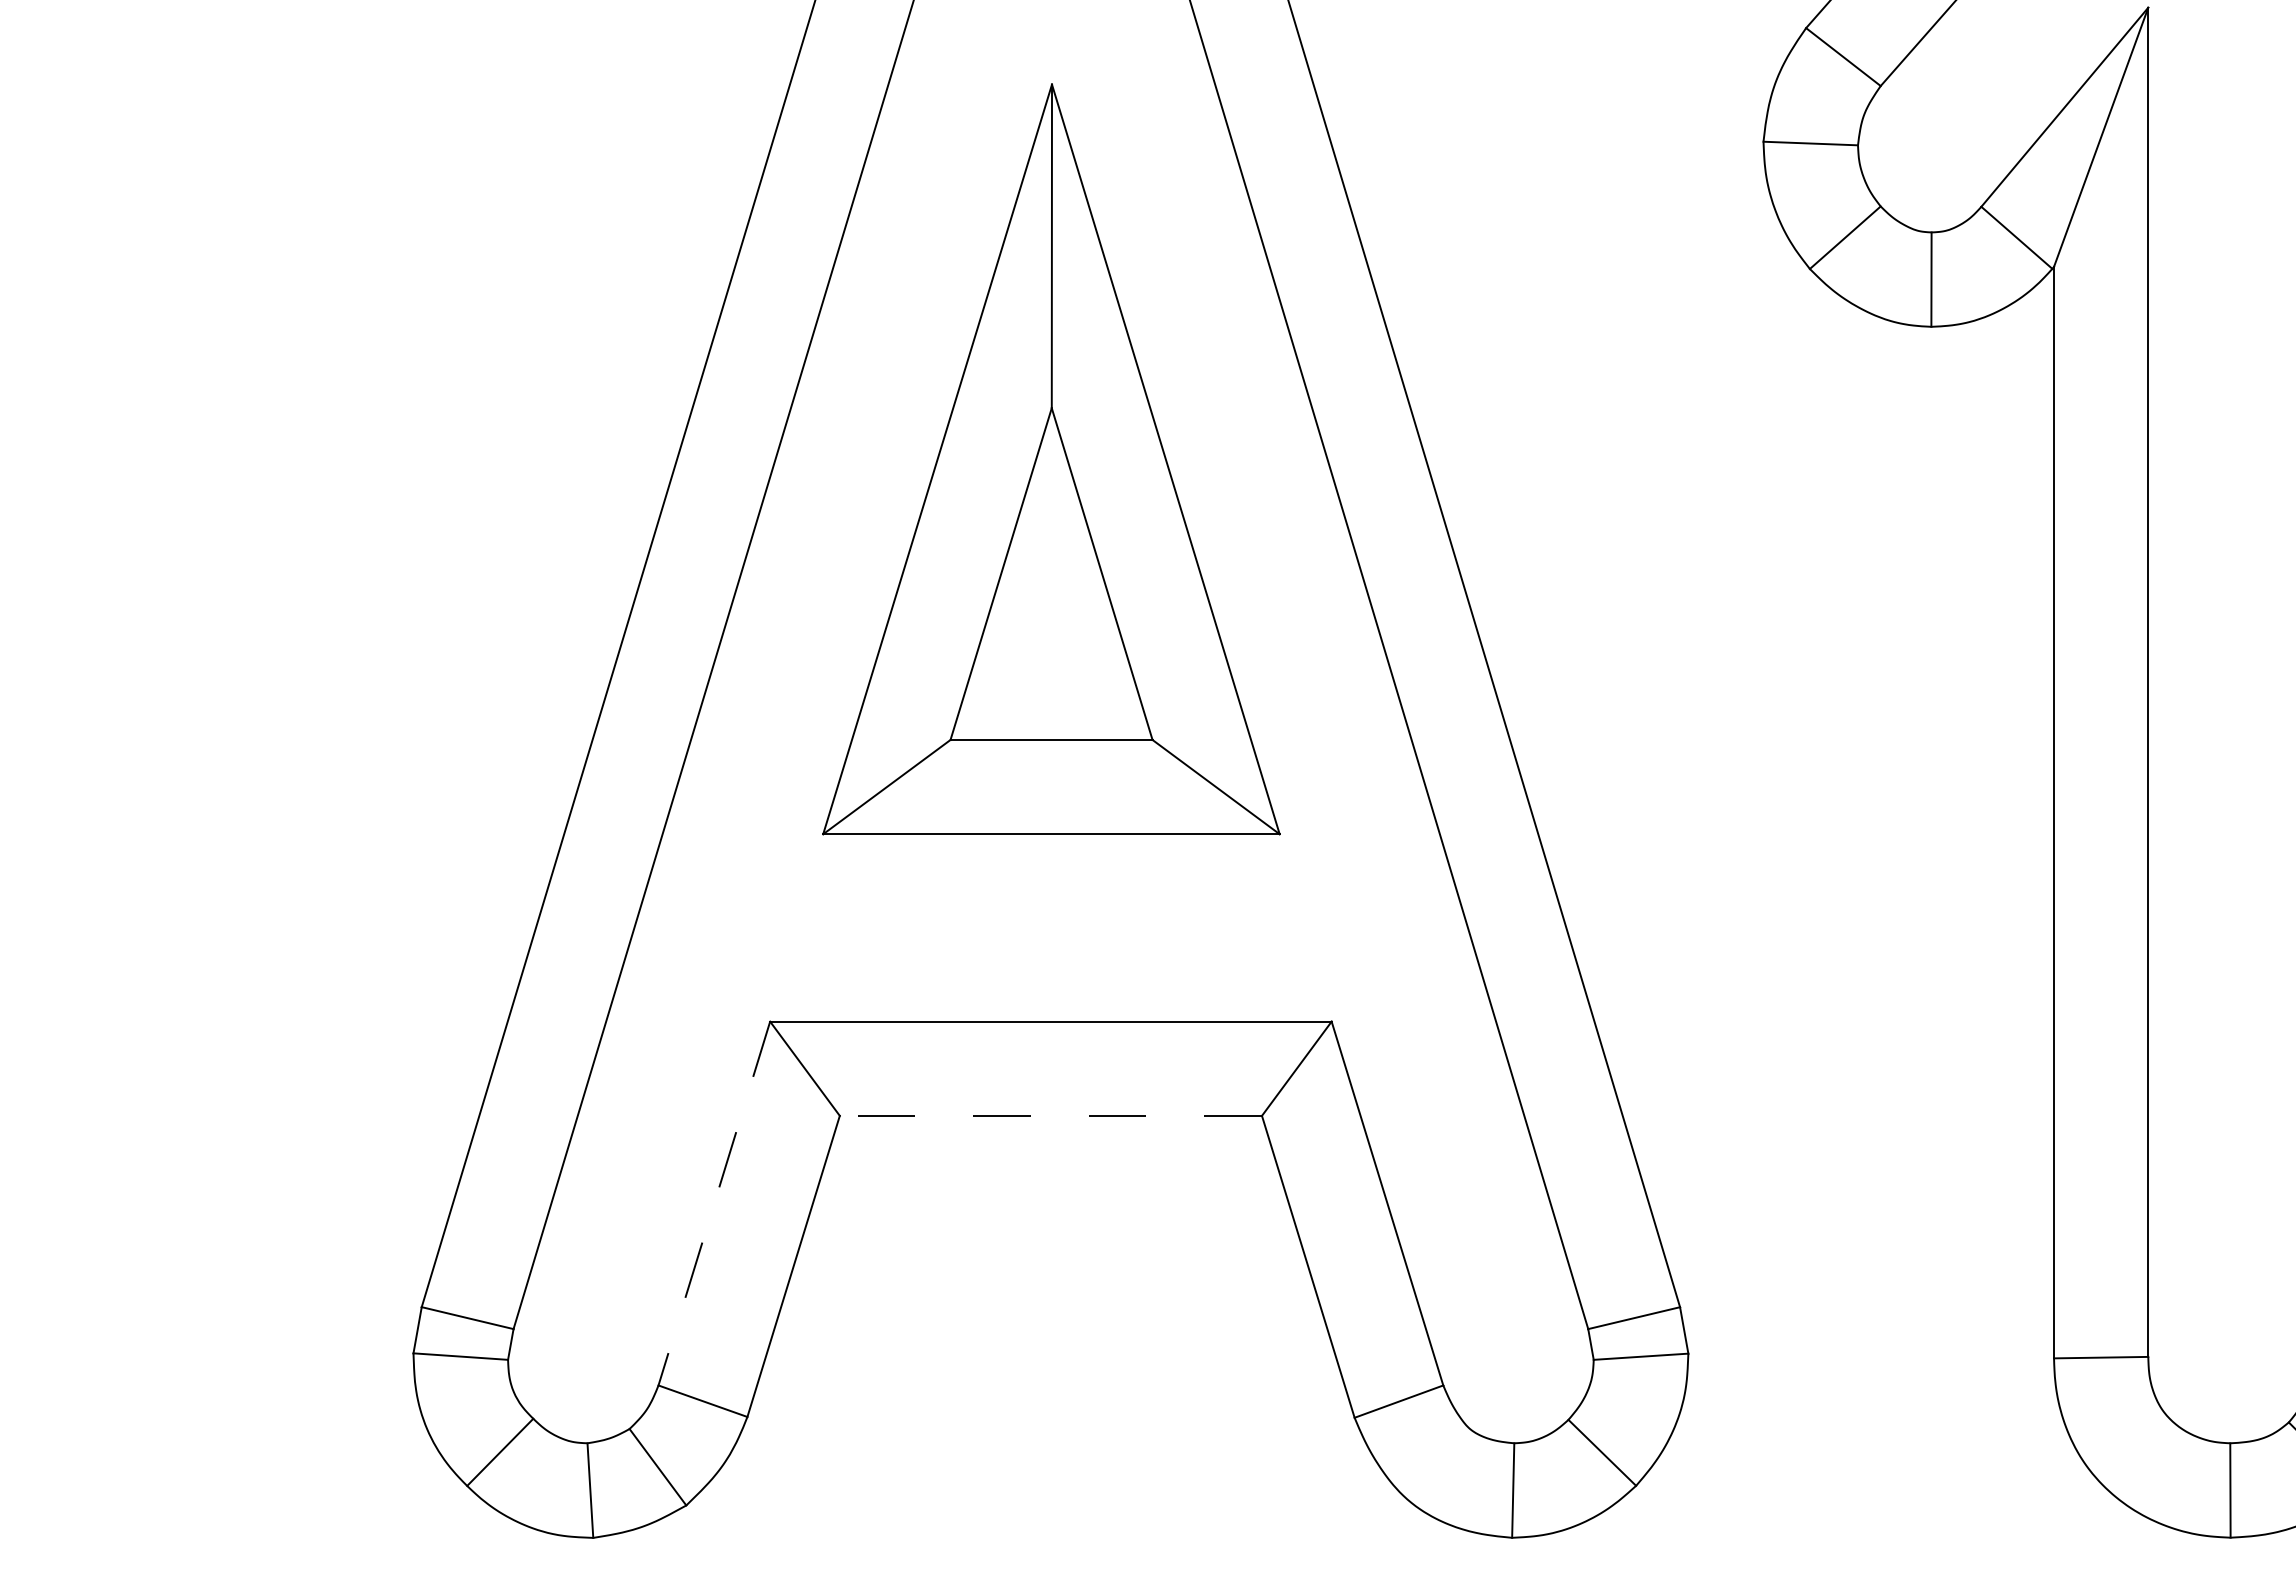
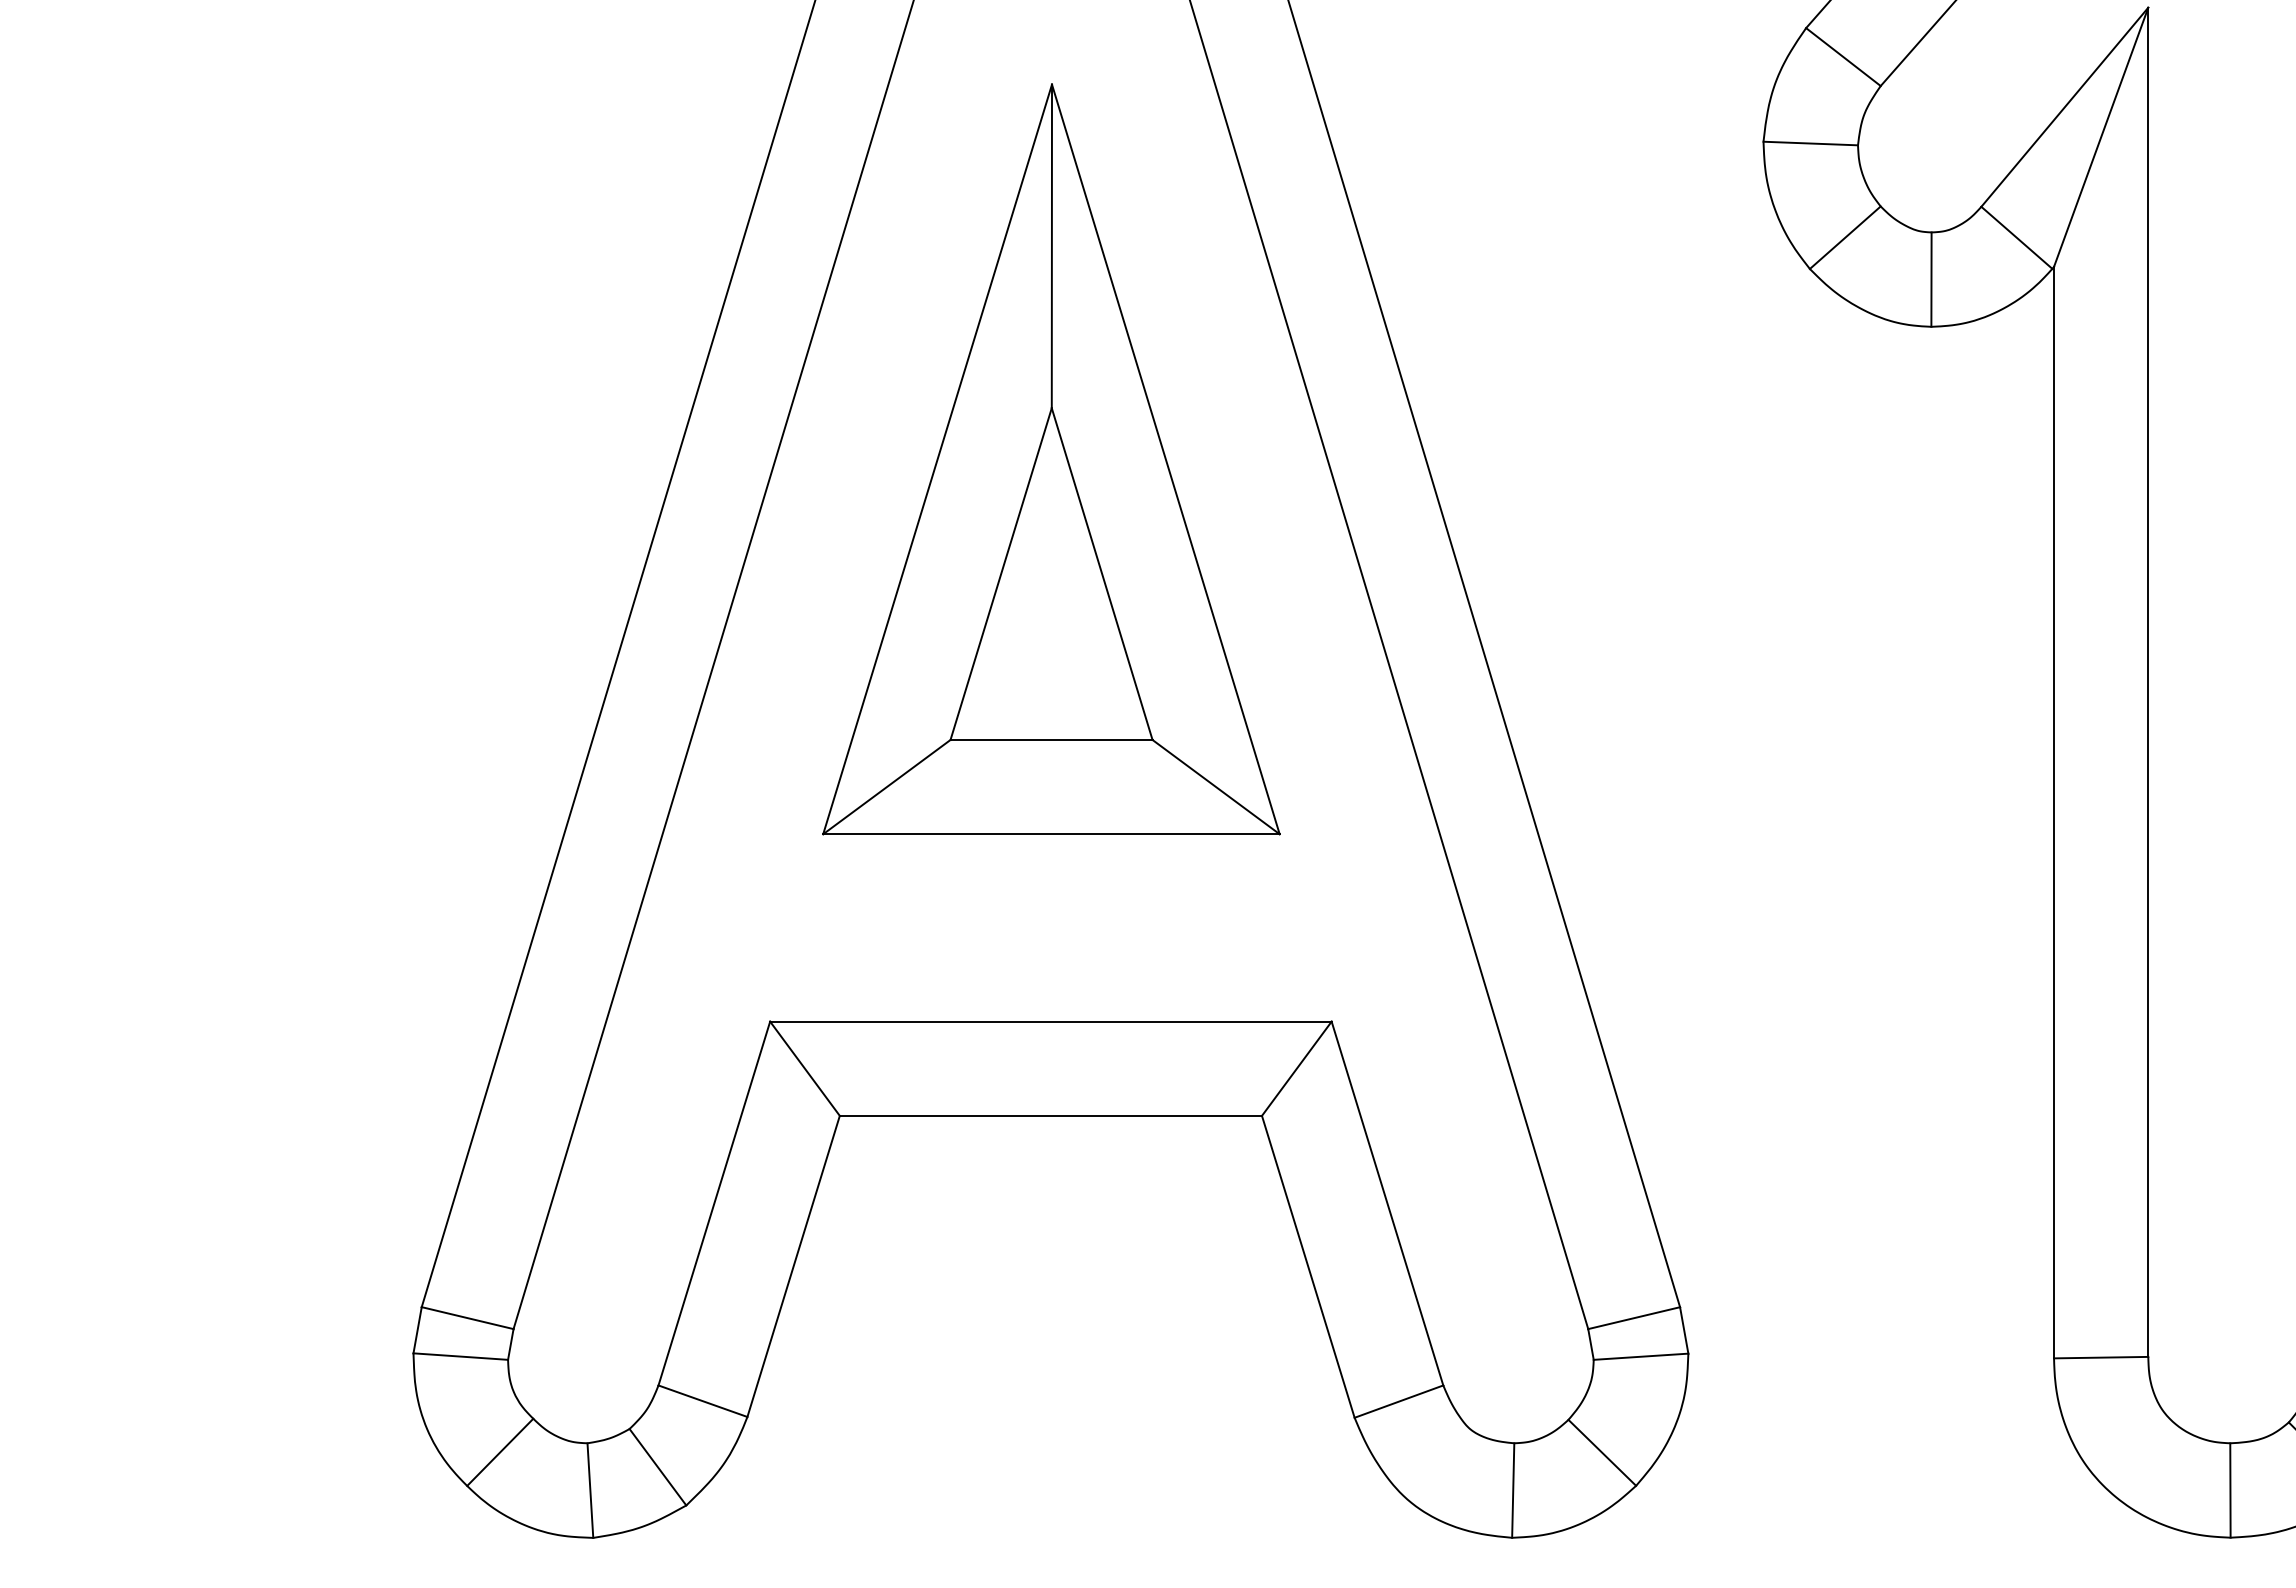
line: dashed -> solid (1050, 1115)
line: dashed -> solid (714, 1204)
